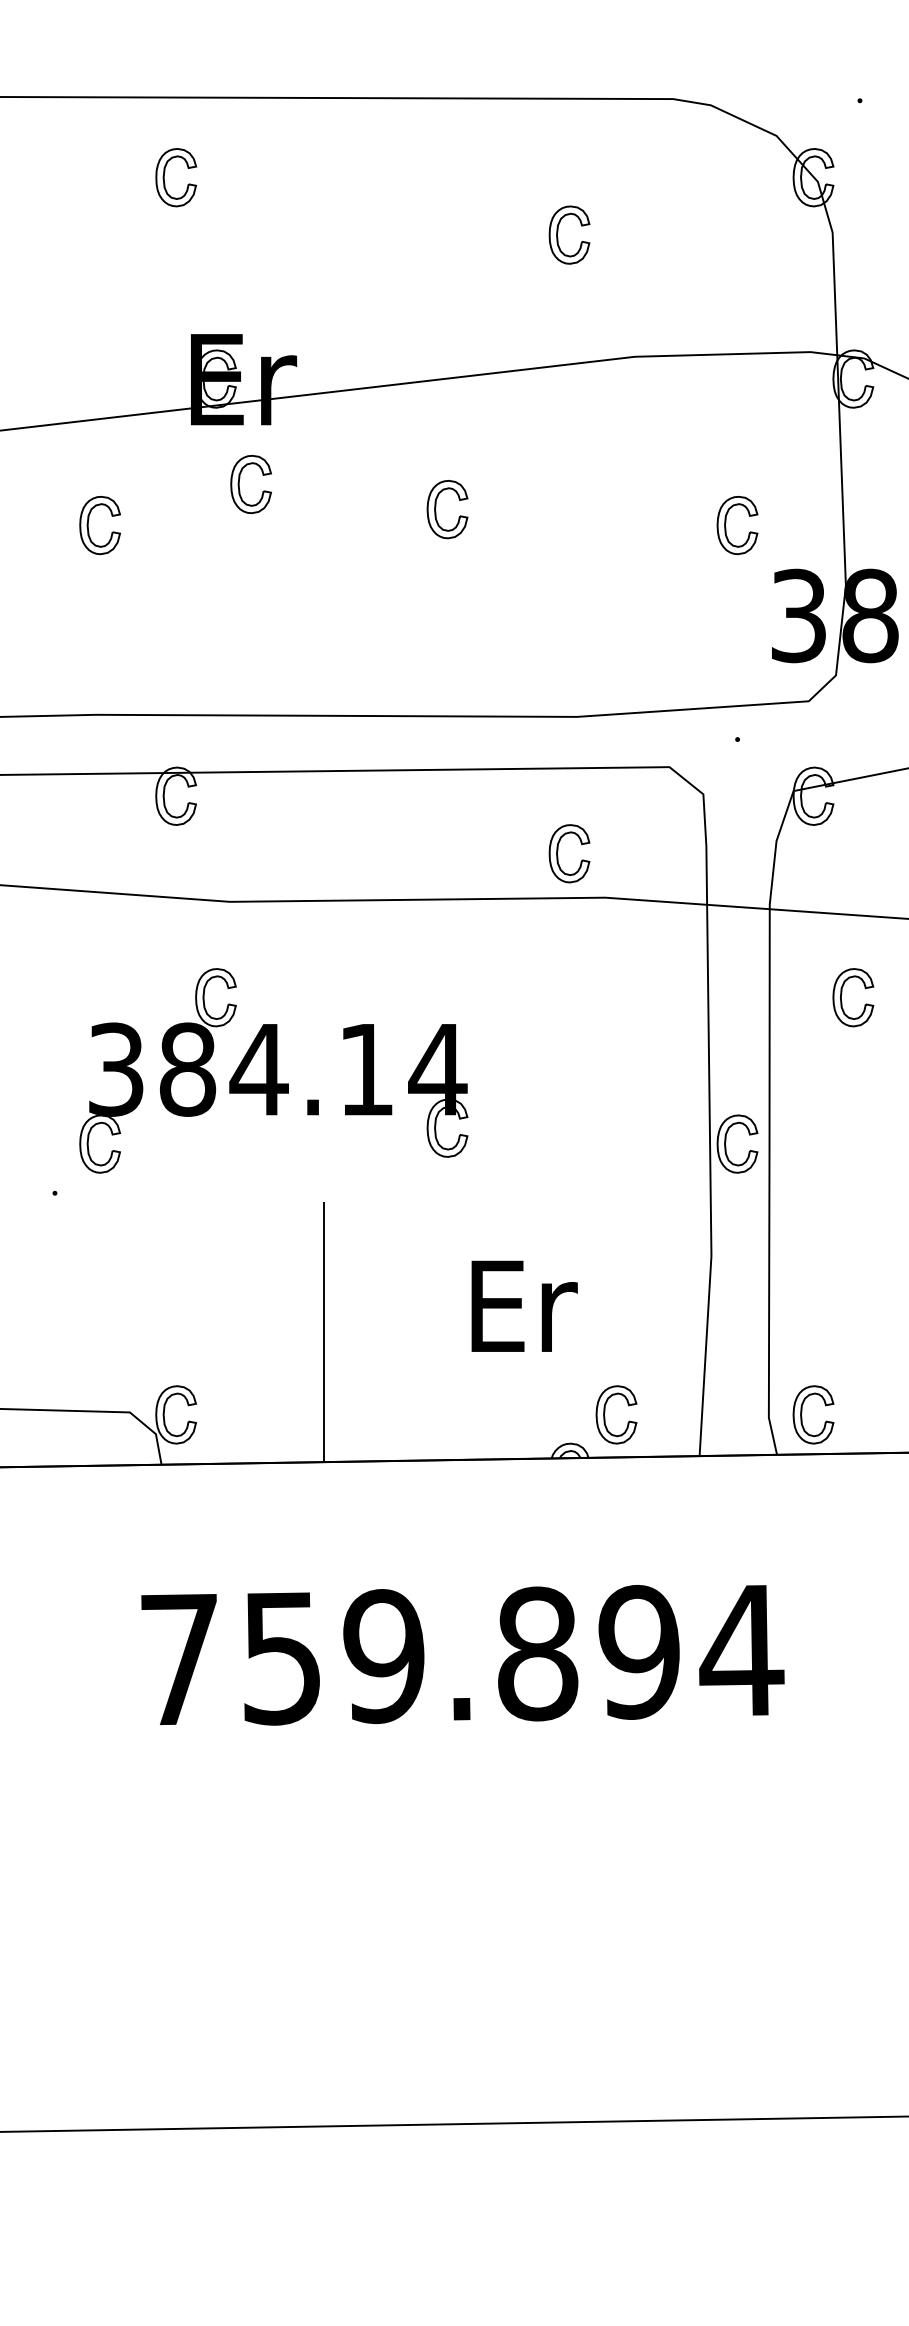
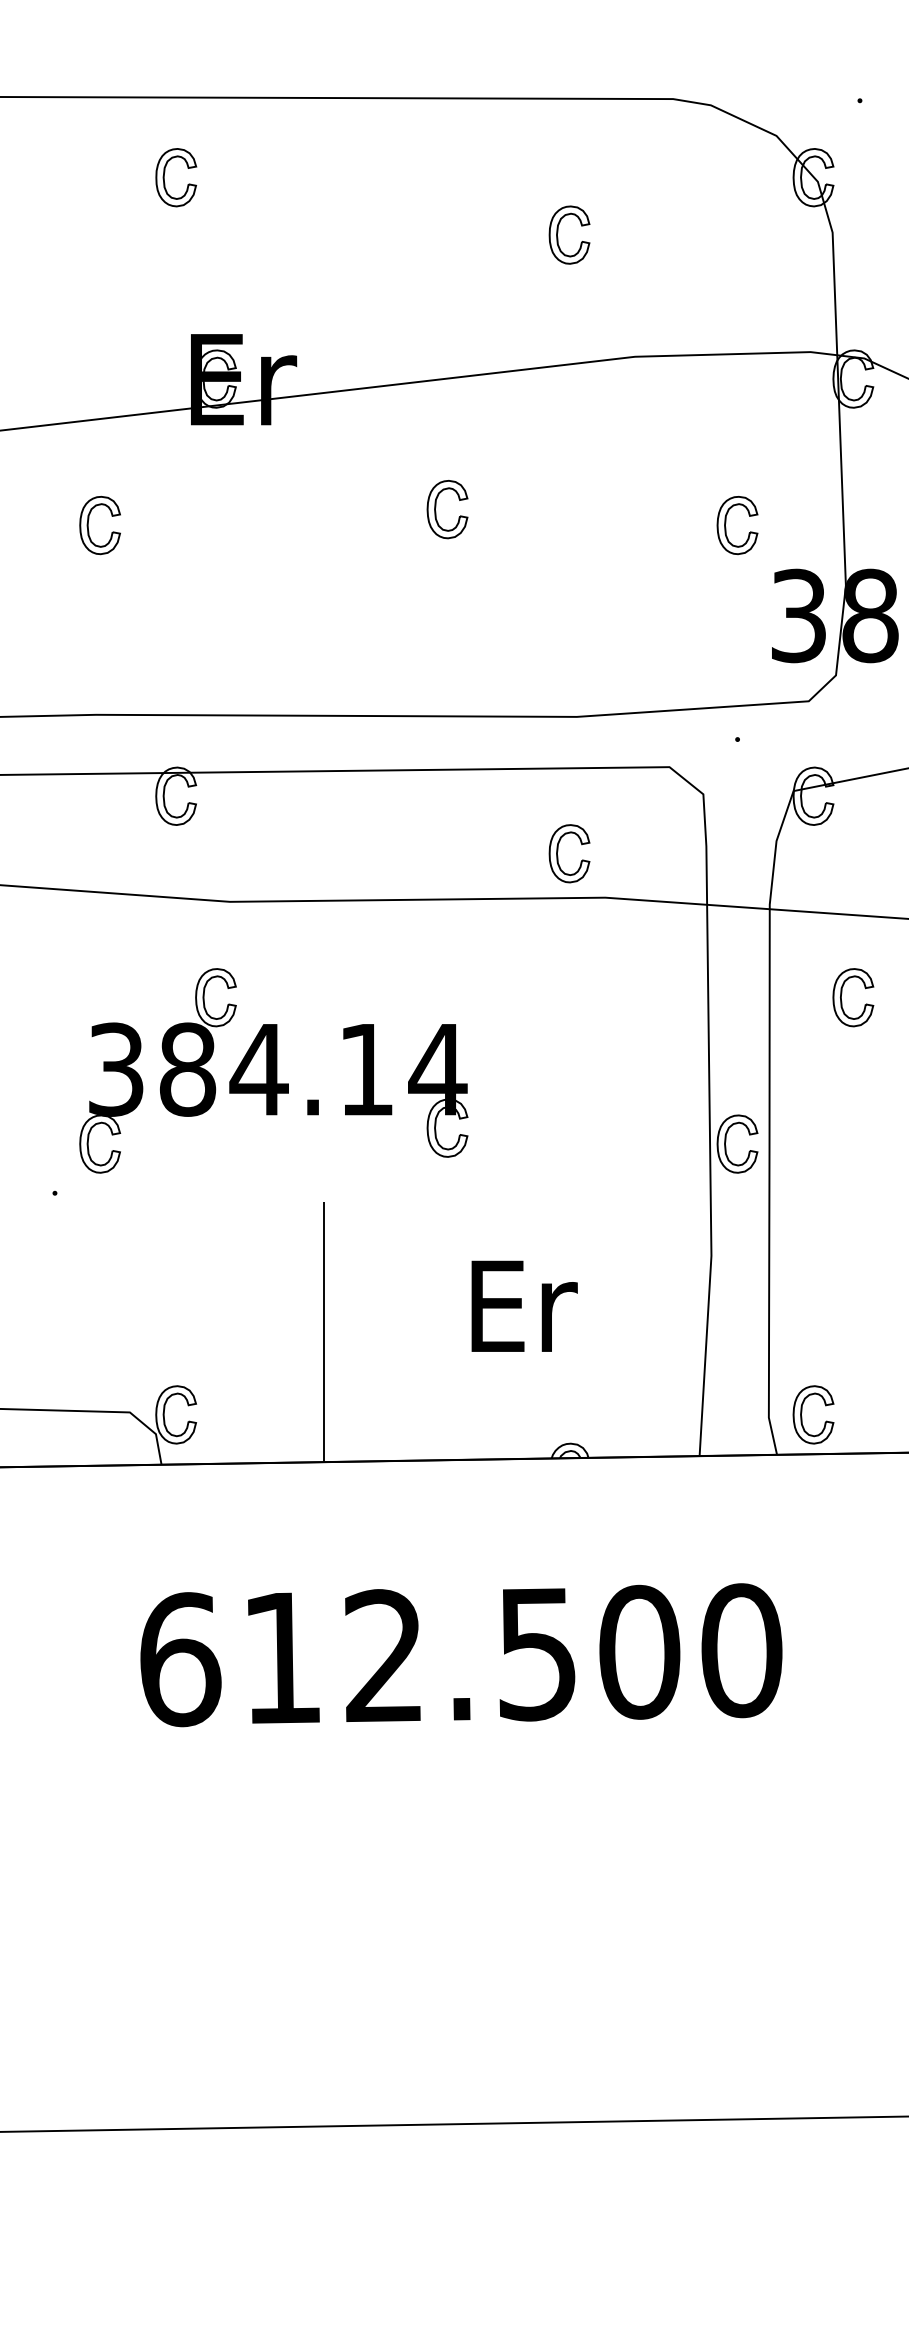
part: present -> none (239, 484)
part: present -> none (605, 1412)
text: 759.894 -> 612.500 (462, 1655)
